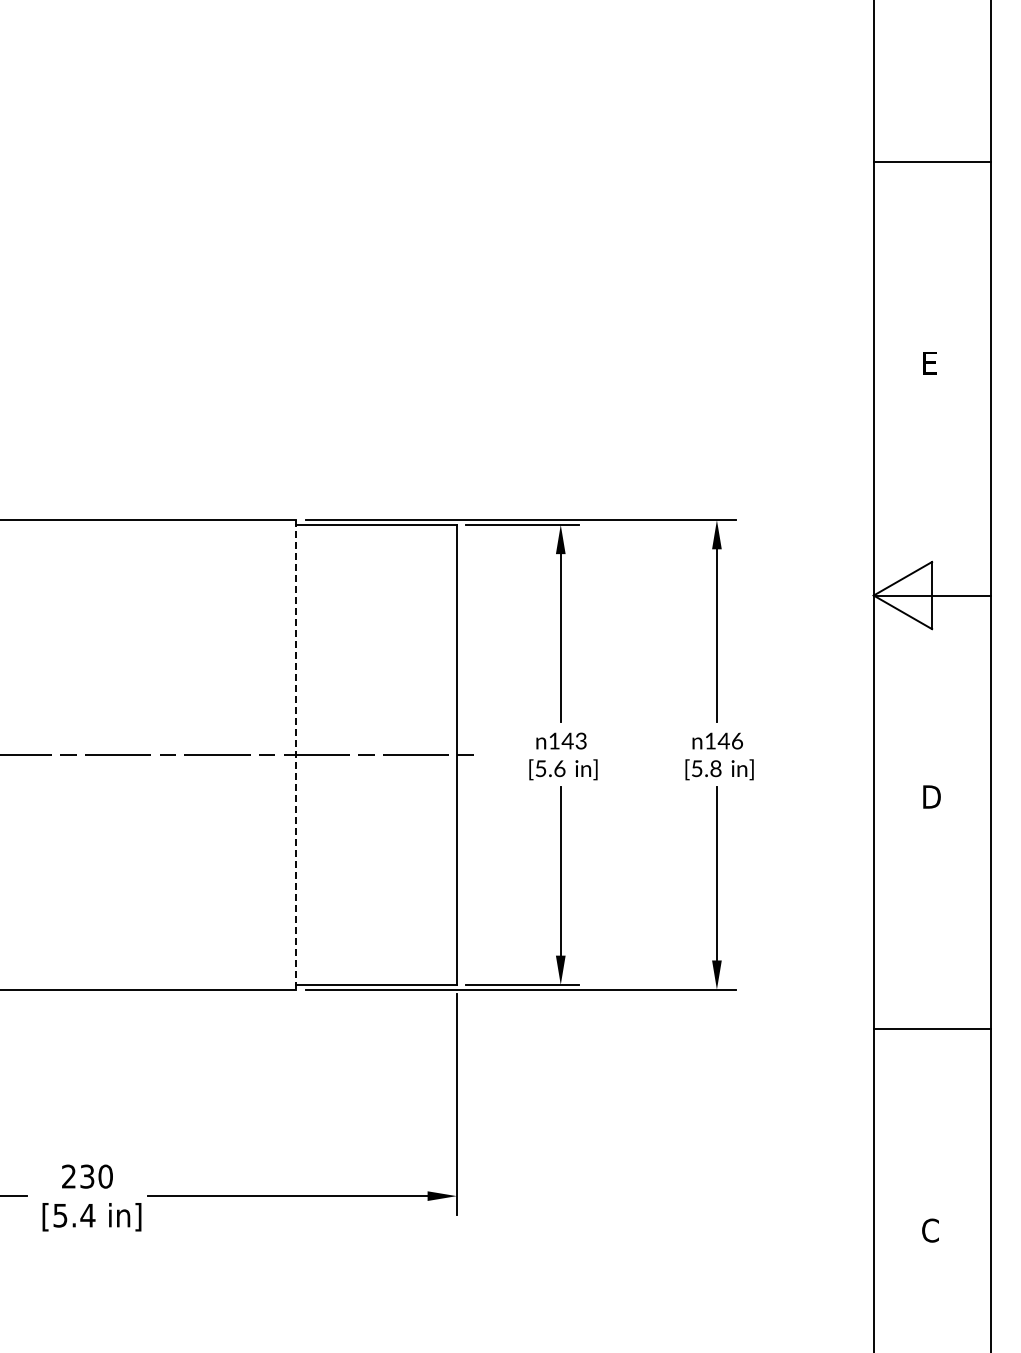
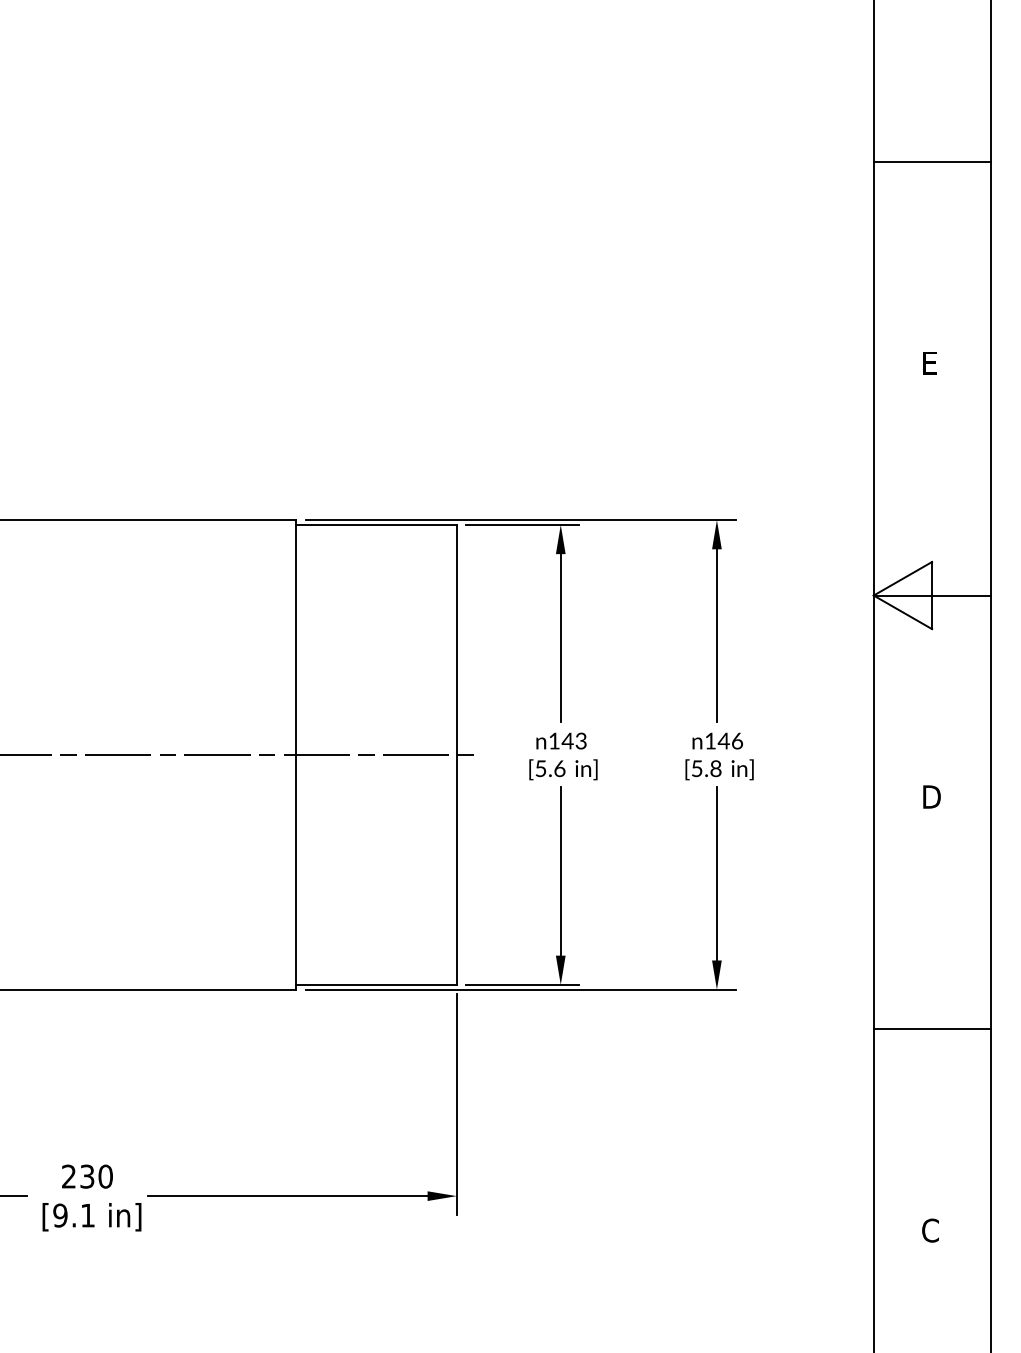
line: dashed -> solid (296, 754)
text: [5.4 -> [9.1 (74, 1215)
